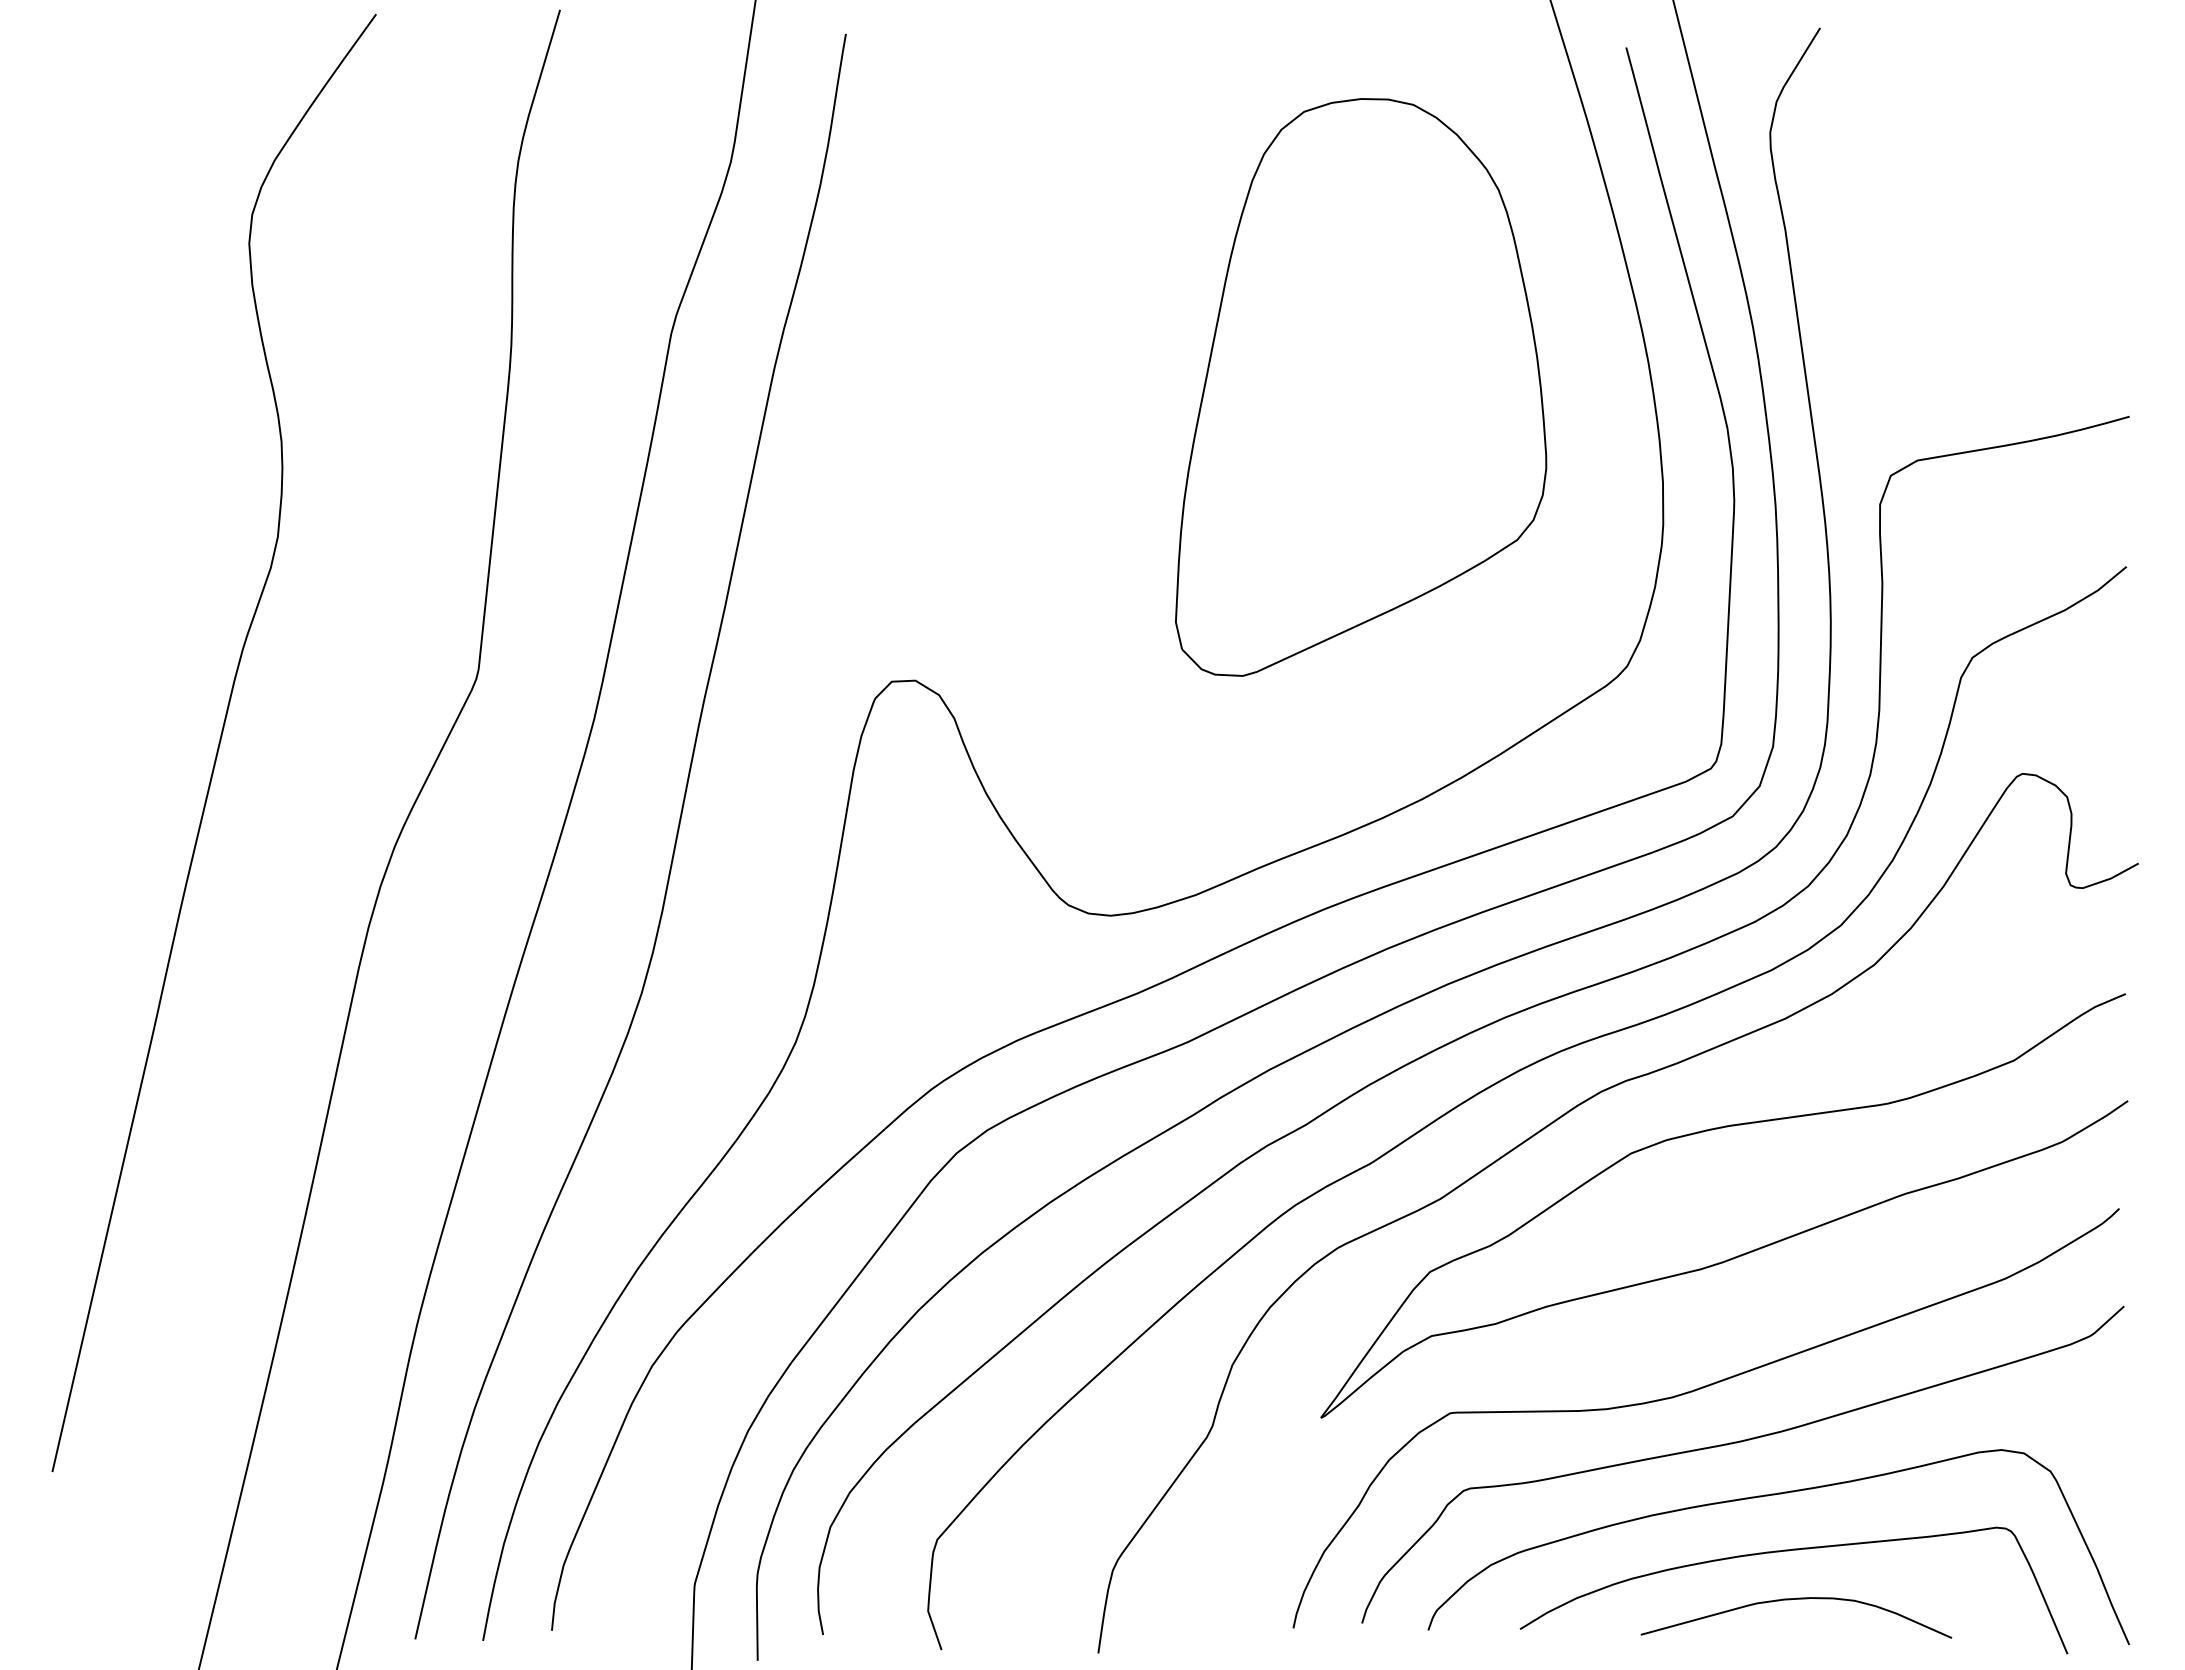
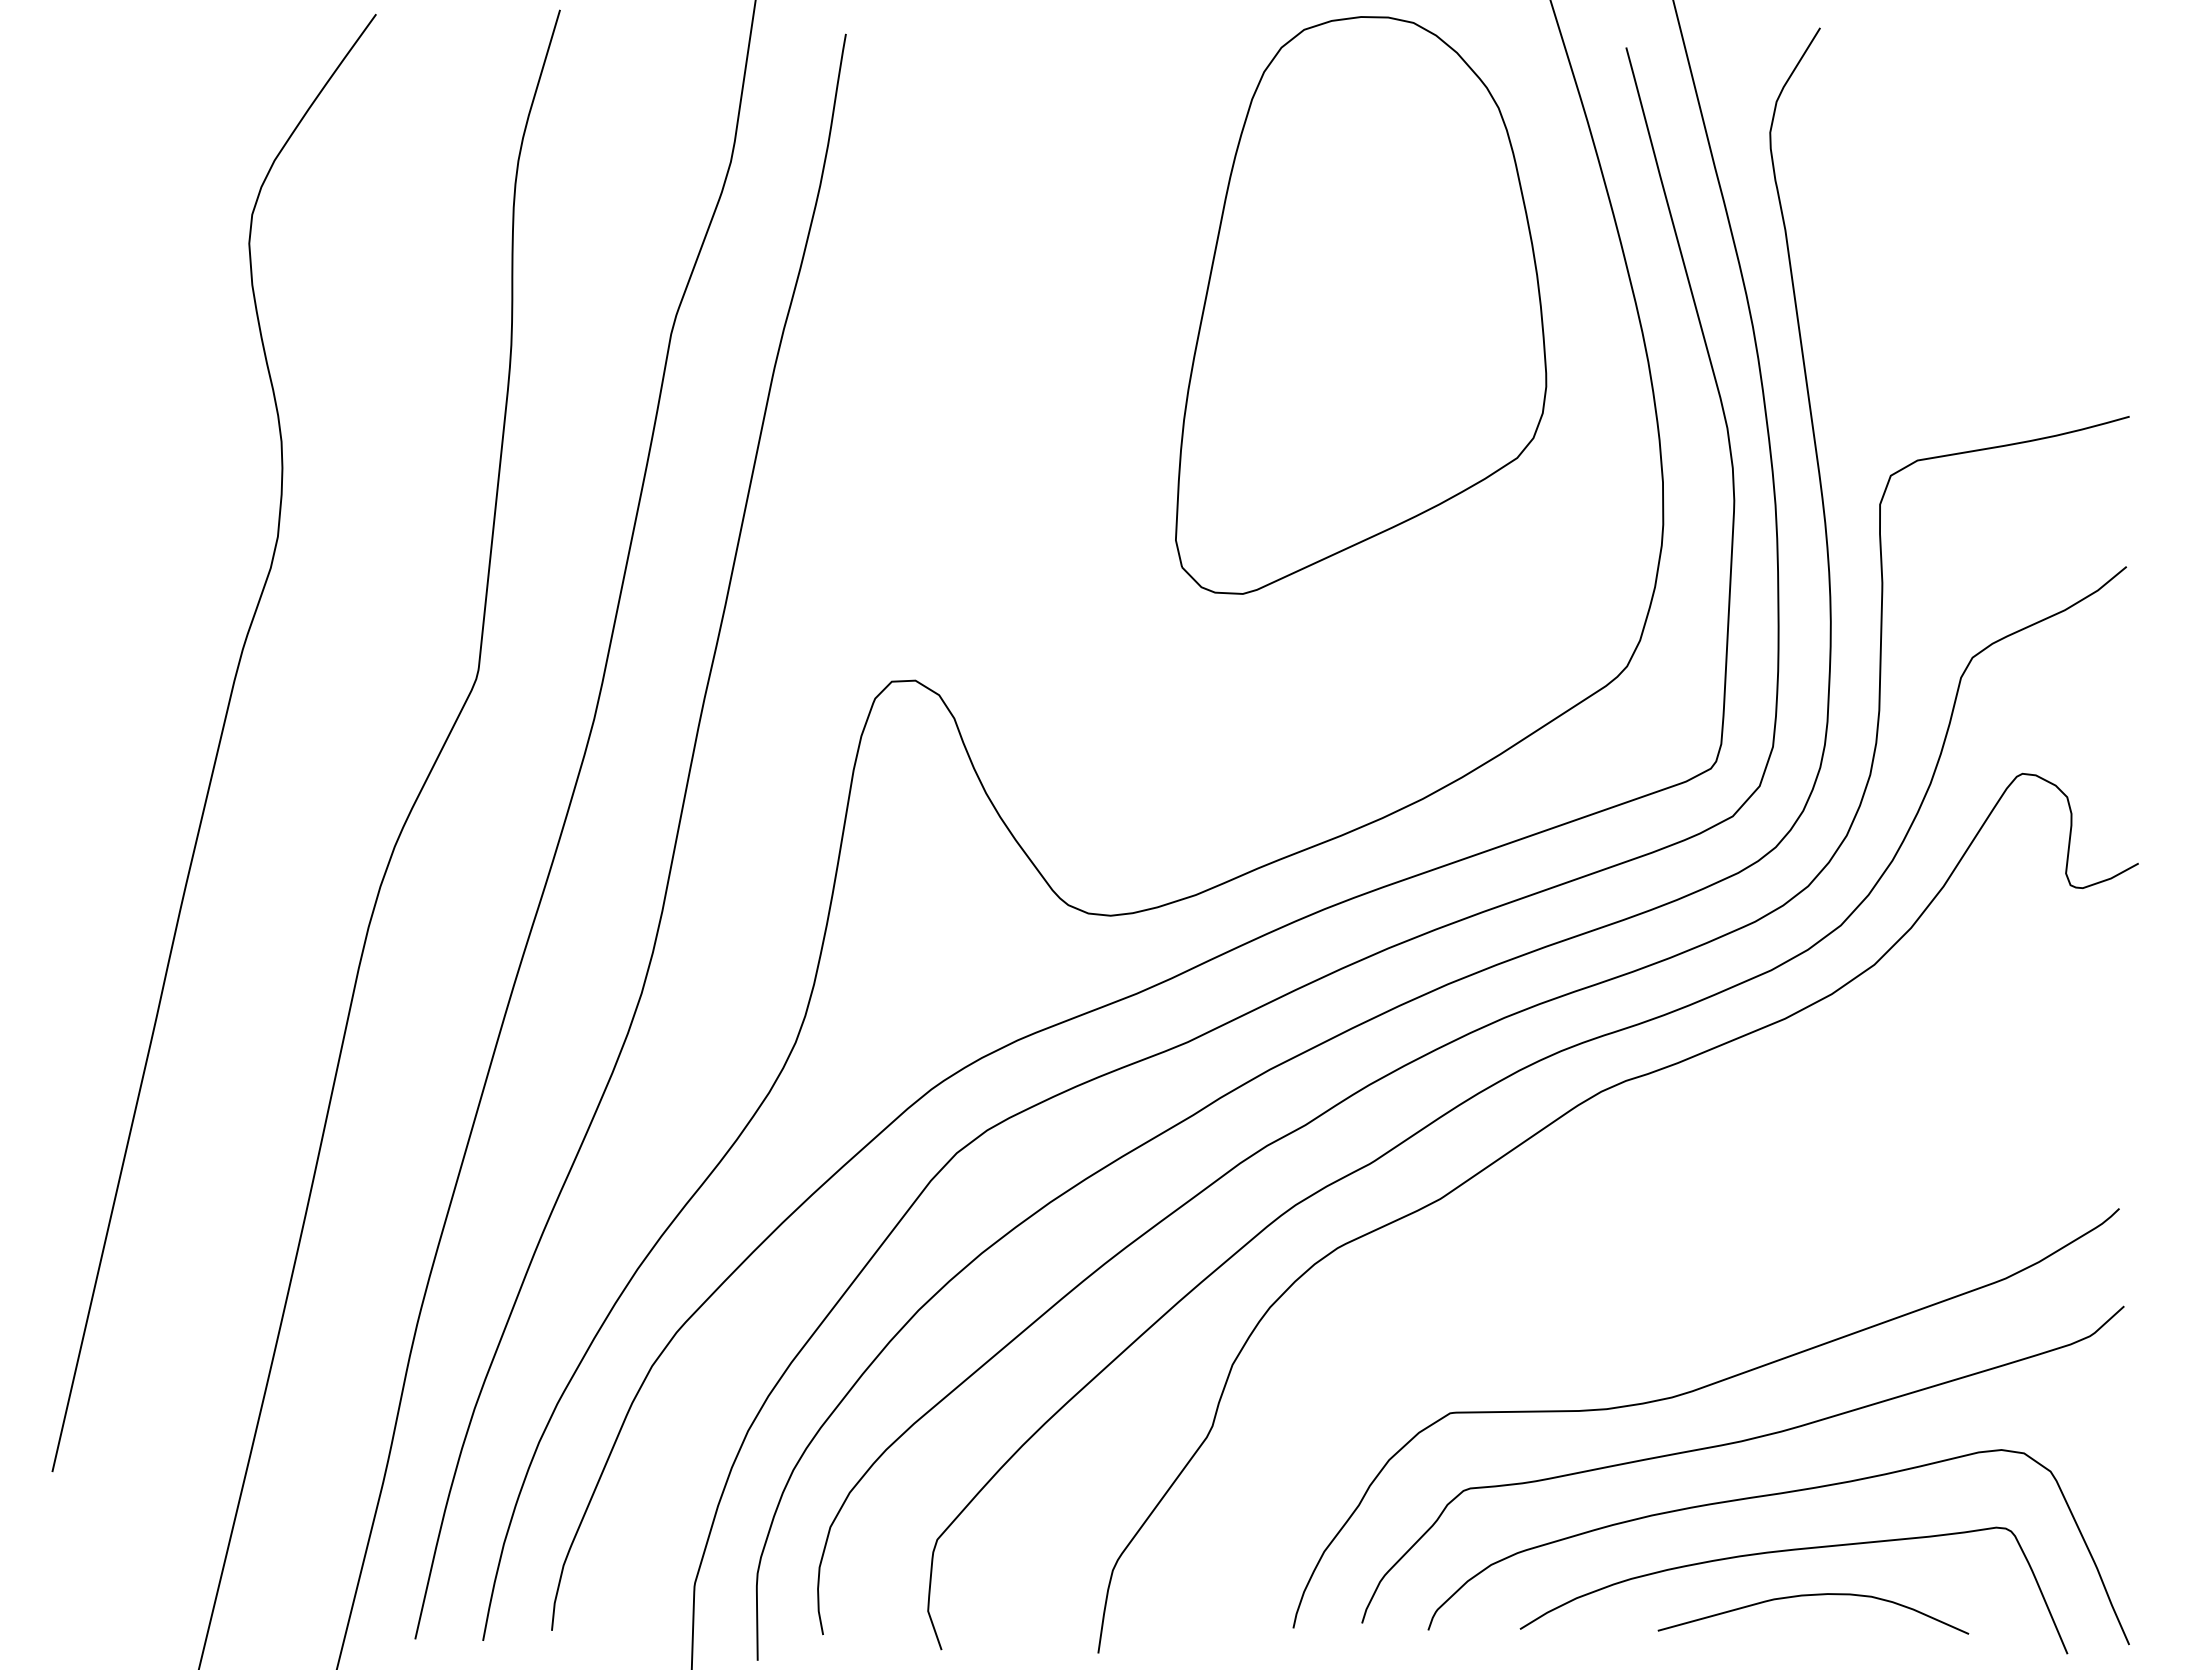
part position: (1361, 387) -> (1361, 305) (1361, 305)
curve: present -> none (1745, 1252)
curve position: (1796, 1599) -> (1813, 1595) (1813, 1595)
